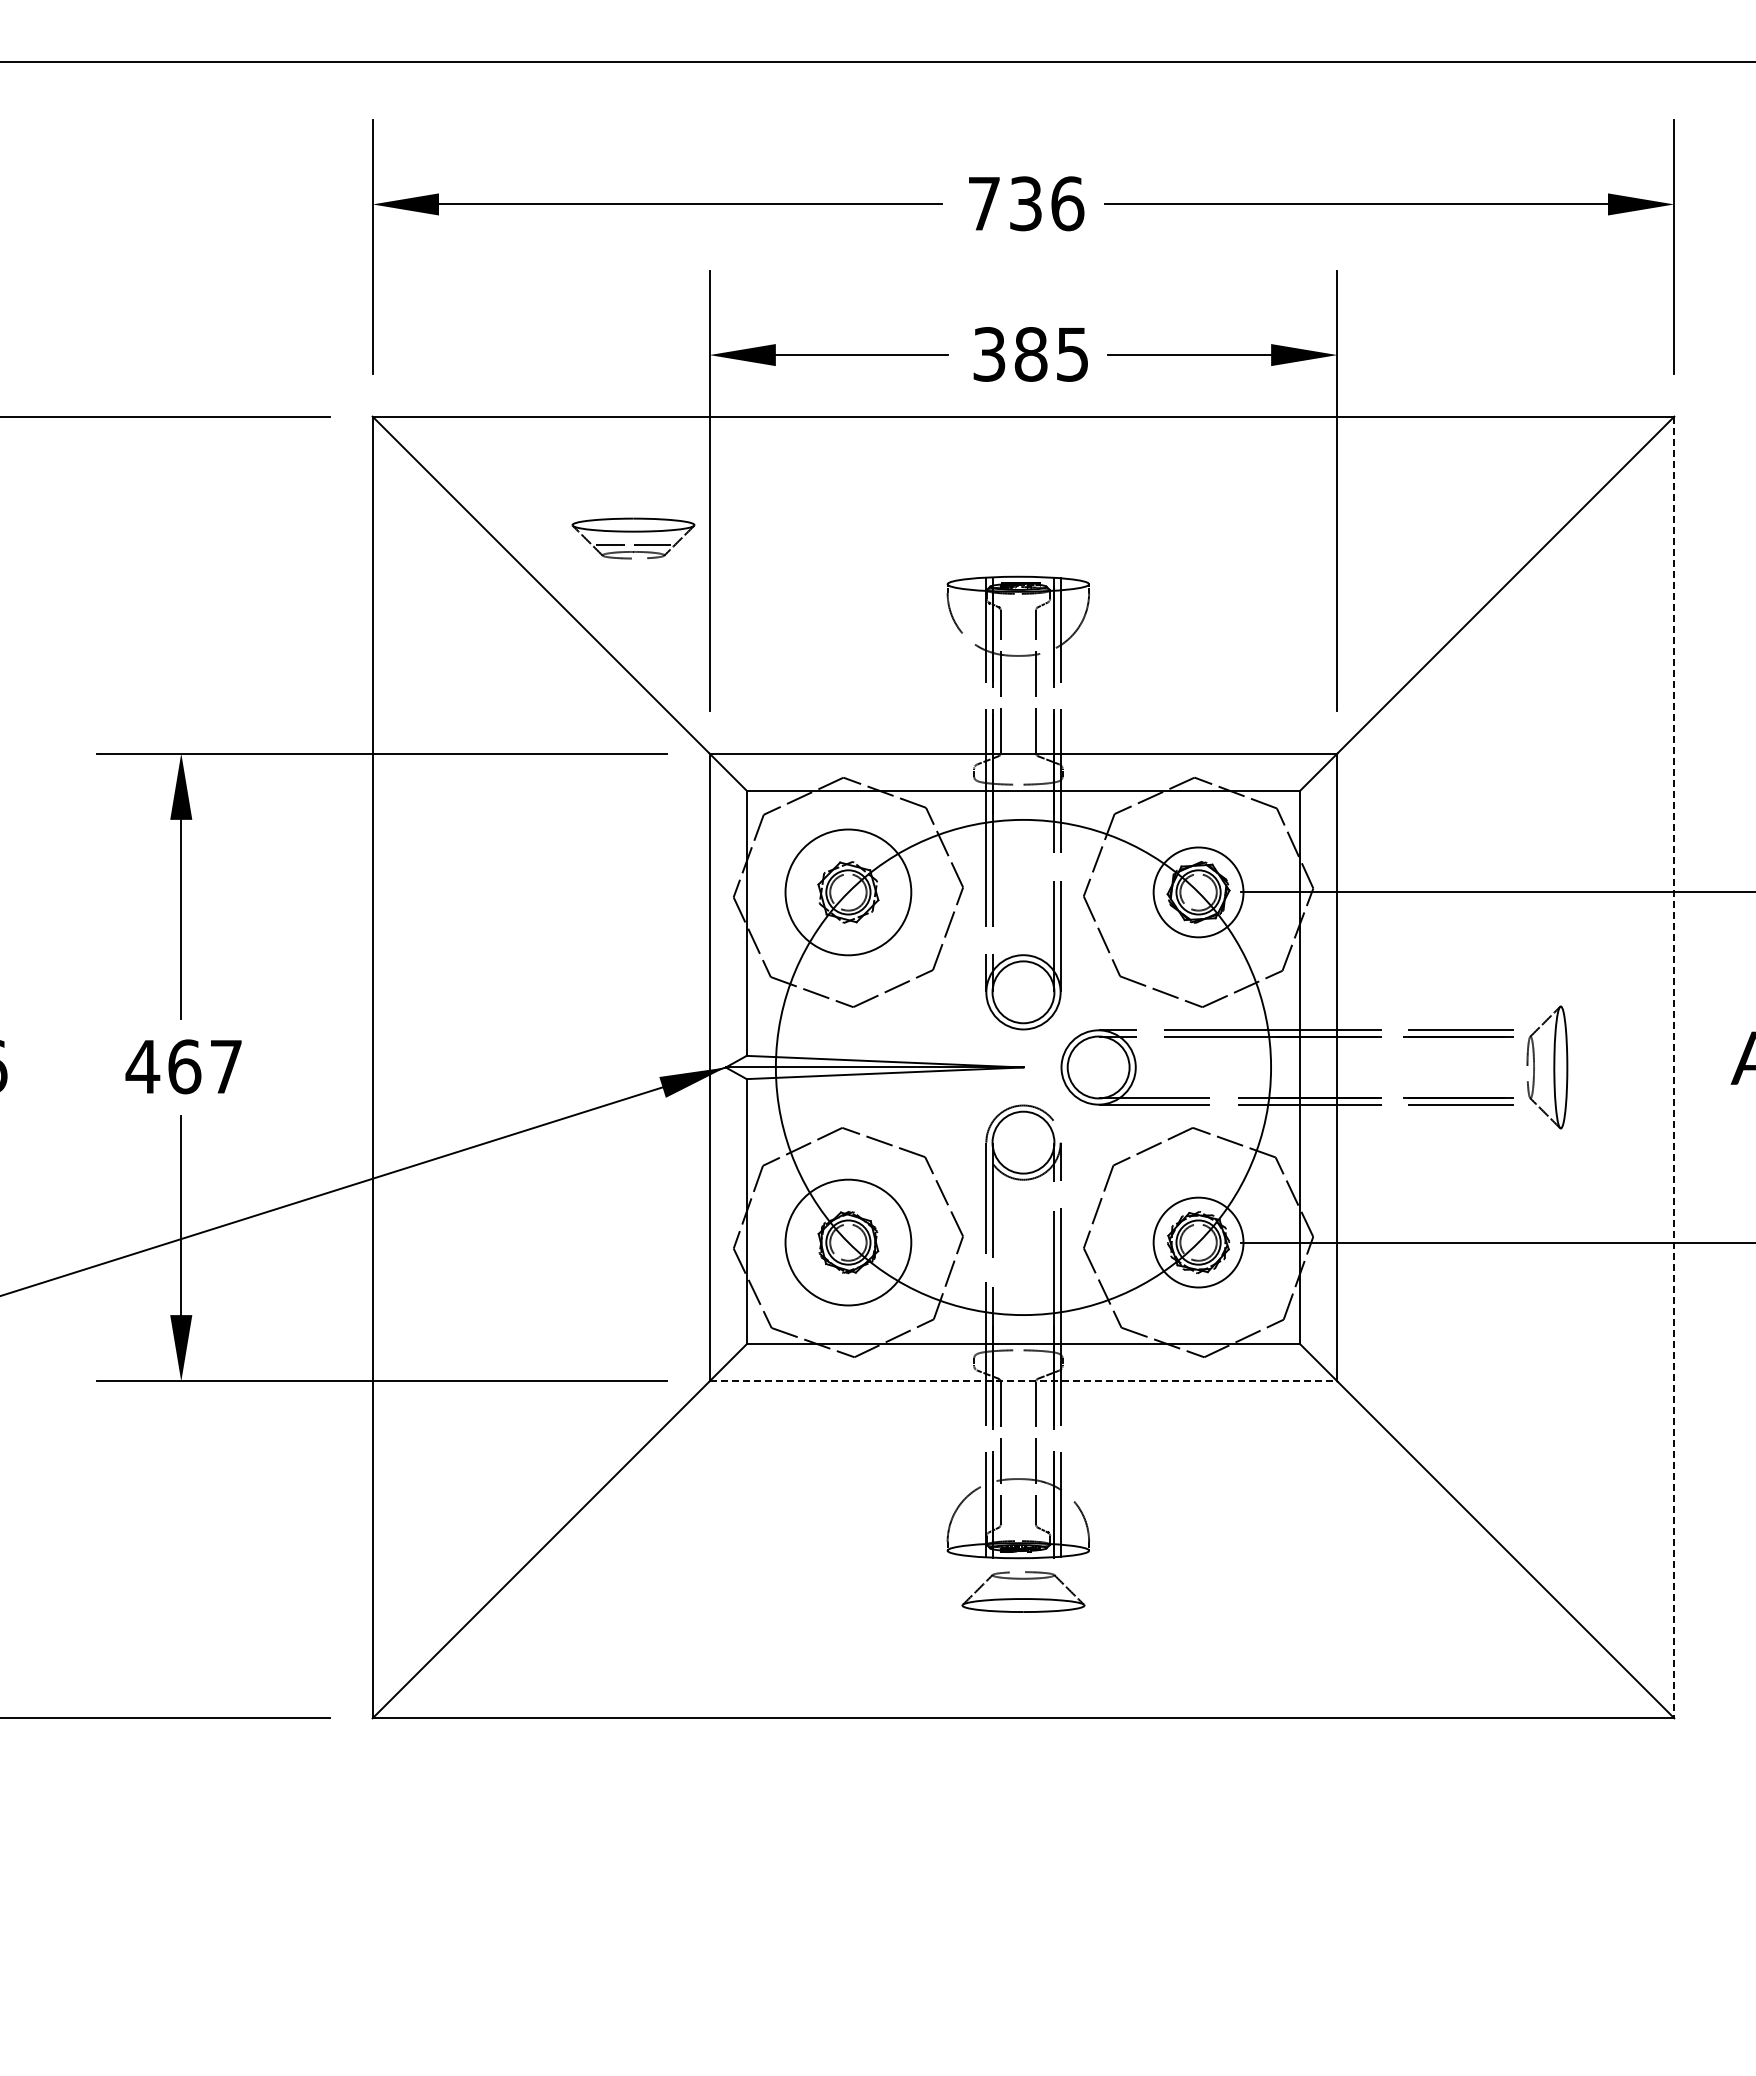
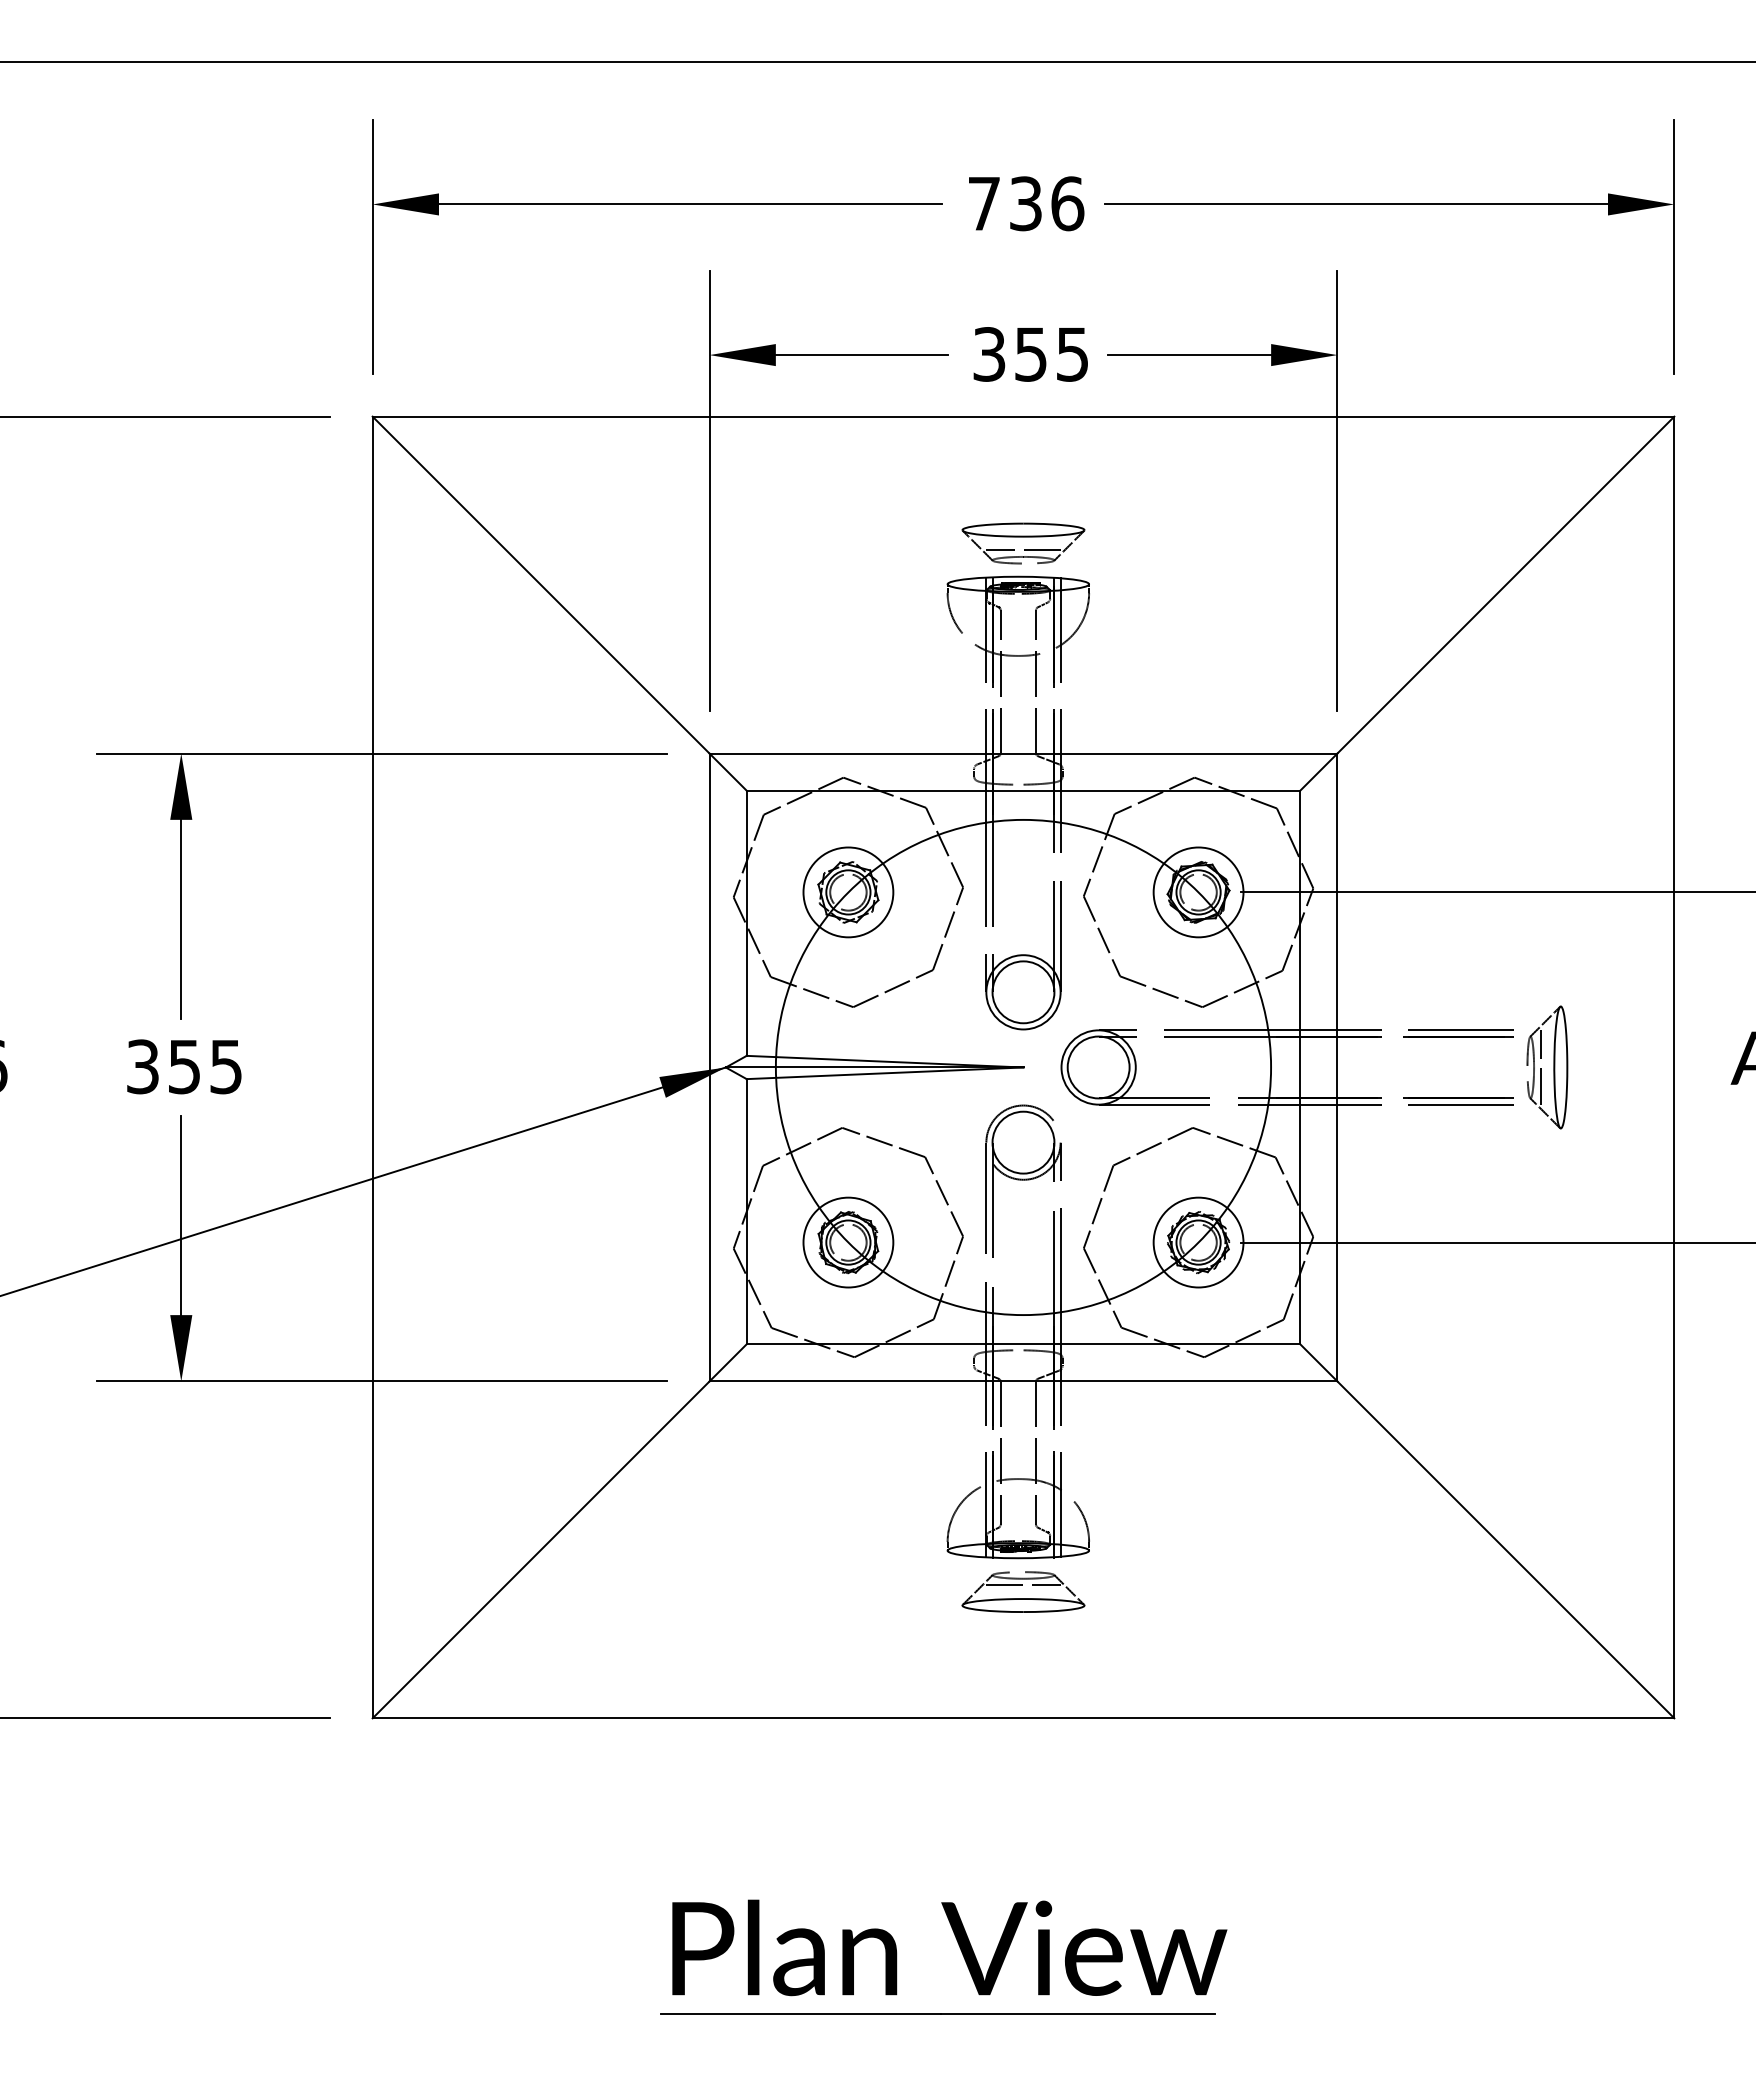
text: 385 -> 355 (1030, 354)
part position: (633, 538) -> (1023, 543) (1023, 543)
circle diameter: 126 px -> 90 px (848, 892)
text: 467 -> 355 (183, 1066)
line: none -> present (1540, 1067)
line: dashed -> solid (1674, 1067)
circle diameter: 126 px -> 90 px (848, 1242)
line: dashed -> solid (1023, 1381)
line: none -> present (1023, 1584)
part: none -> present (960, 1950)
